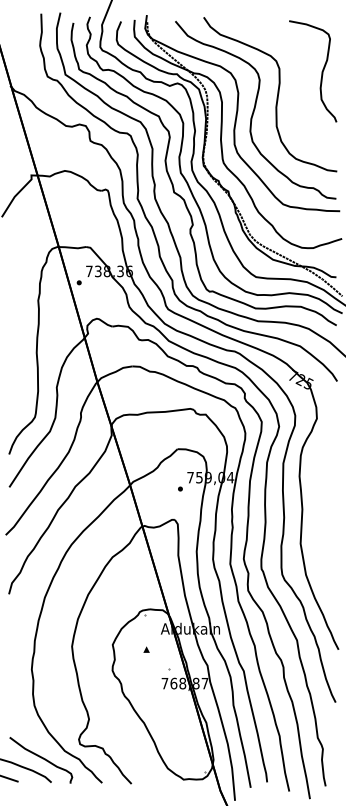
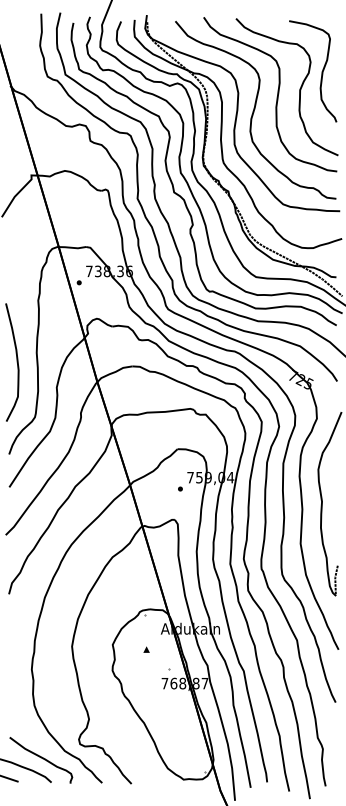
curve: none -> present (299, 88)
curve: none -> present (16, 362)
part: none -> present (322, 504)
